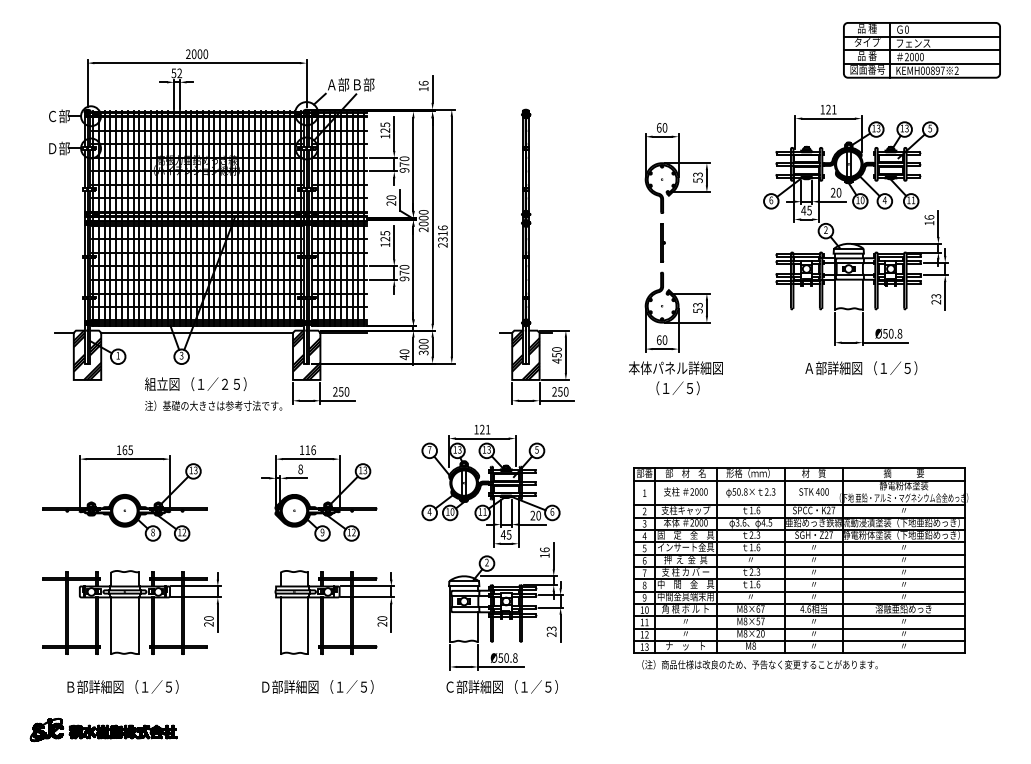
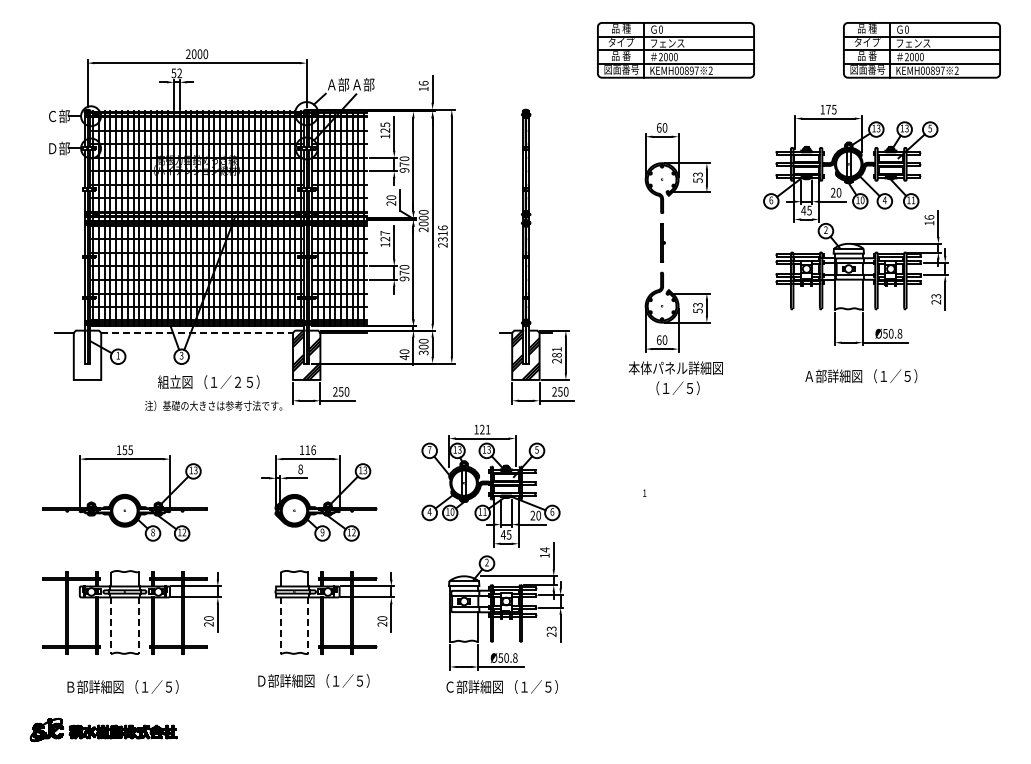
part: none -> present (675, 50)
text: Ｂ部 -> Ａ部 (356, 84)
text: 121 -> 175 (831, 109)
text: 125 -> 127 (385, 233)
line: solid -> dashed (197, 332)
hatch: present -> none (87, 354)
text: 450 -> 281 (556, 355)
text position: (861, 368) -> (861, 376) (861, 376)
text position: (195, 383) -> (208, 381) (208, 381)
text: 165 -> 155 (124, 449)
text: 16 -> 14 (544, 549)
part: present -> none (800, 568)
line: solid -> dashed (111, 626)
line: solid -> dashed (138, 626)
line: solid -> dashed (280, 626)
line: solid -> dashed (308, 626)
text position: (317, 686) -> (313, 680) (313, 680)
